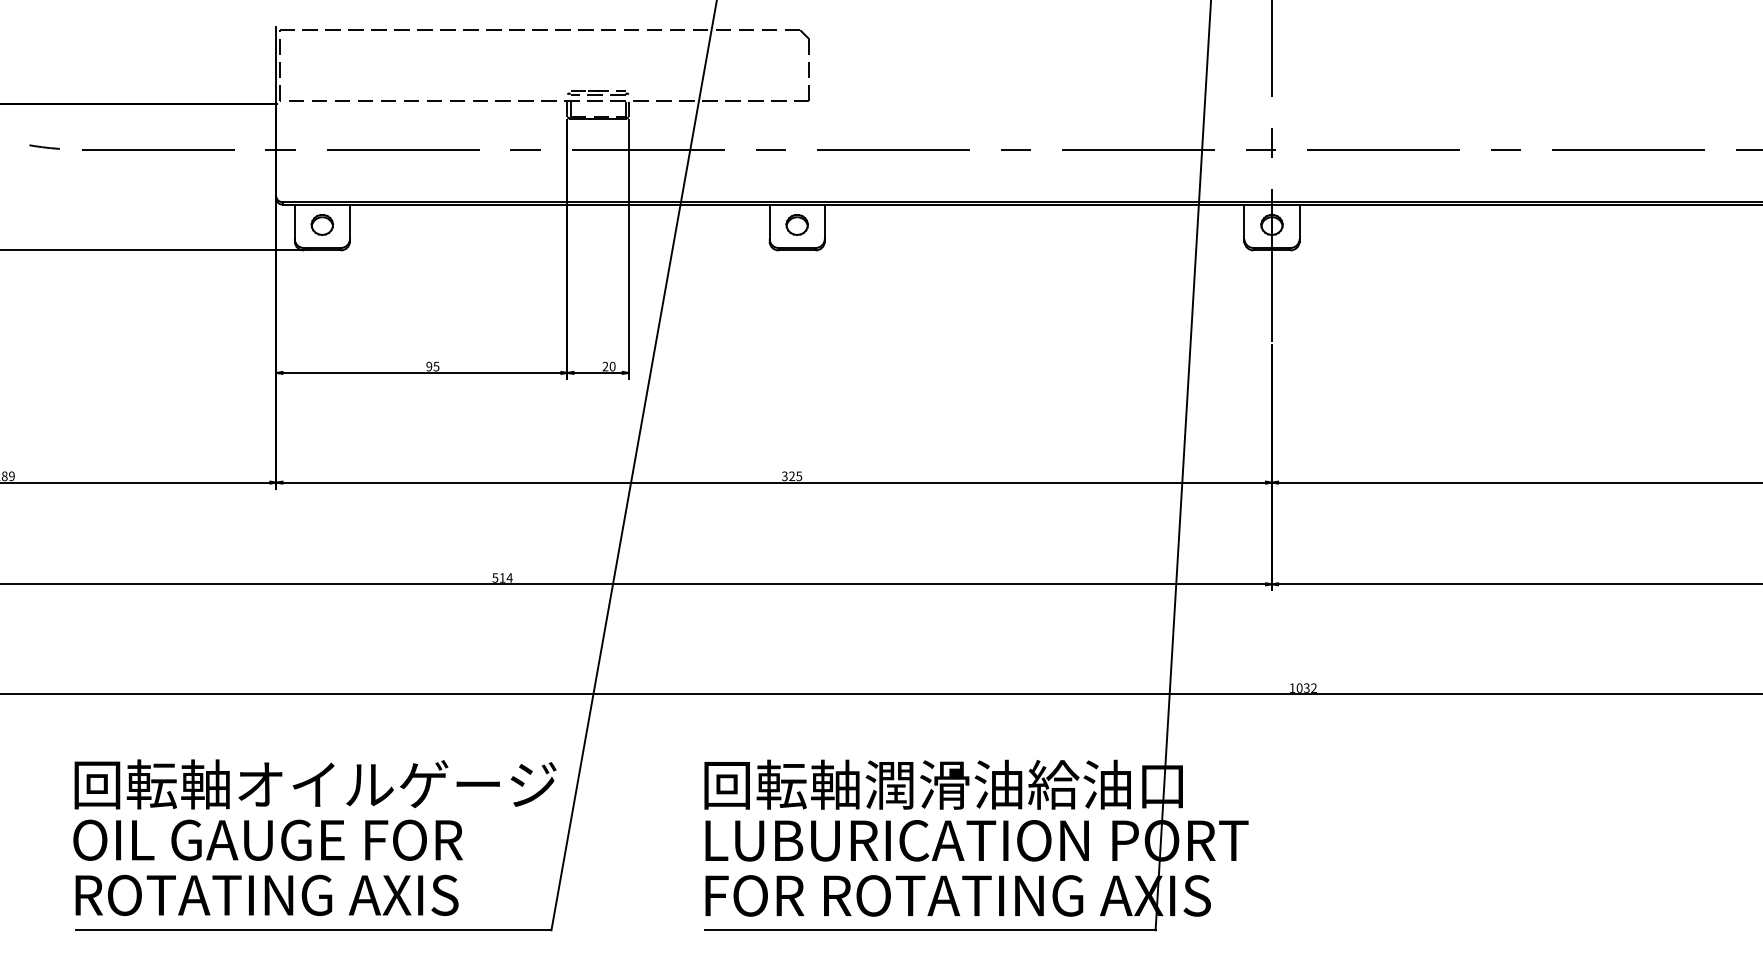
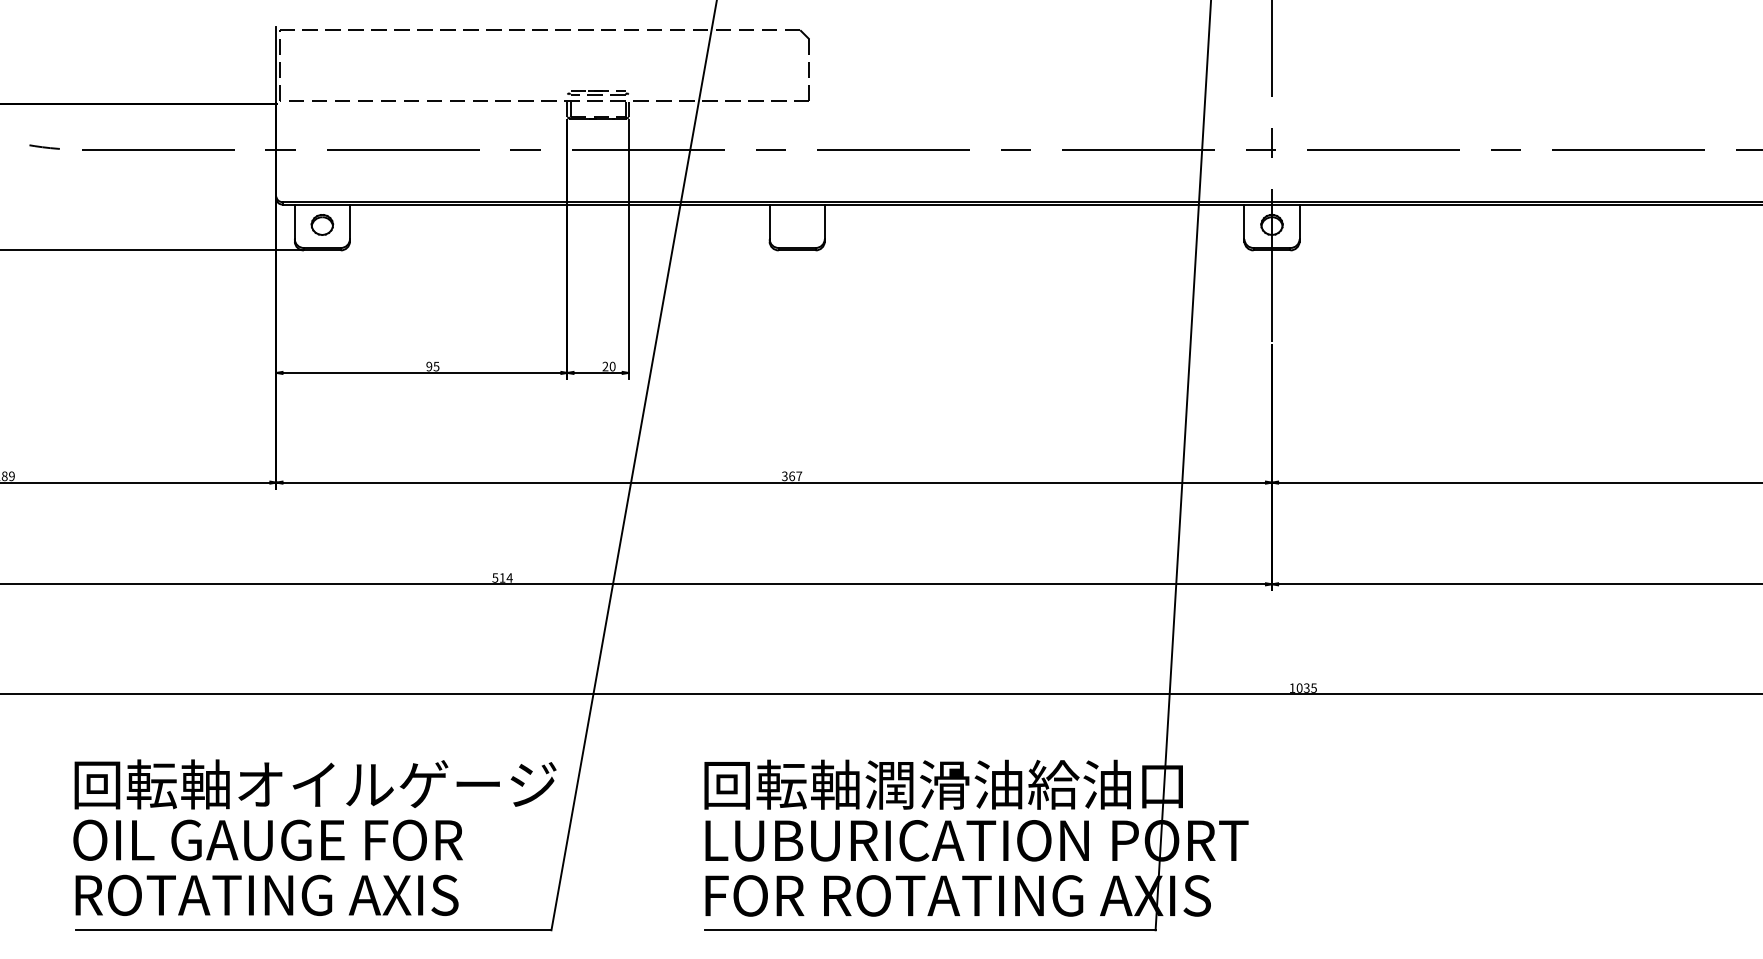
part: present -> none (796, 224)
text: 325 -> 367 (795, 476)
text: 1032 -> 1035 (1313, 687)
